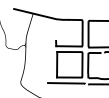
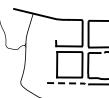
line: solid -> dashed (66, 83)
